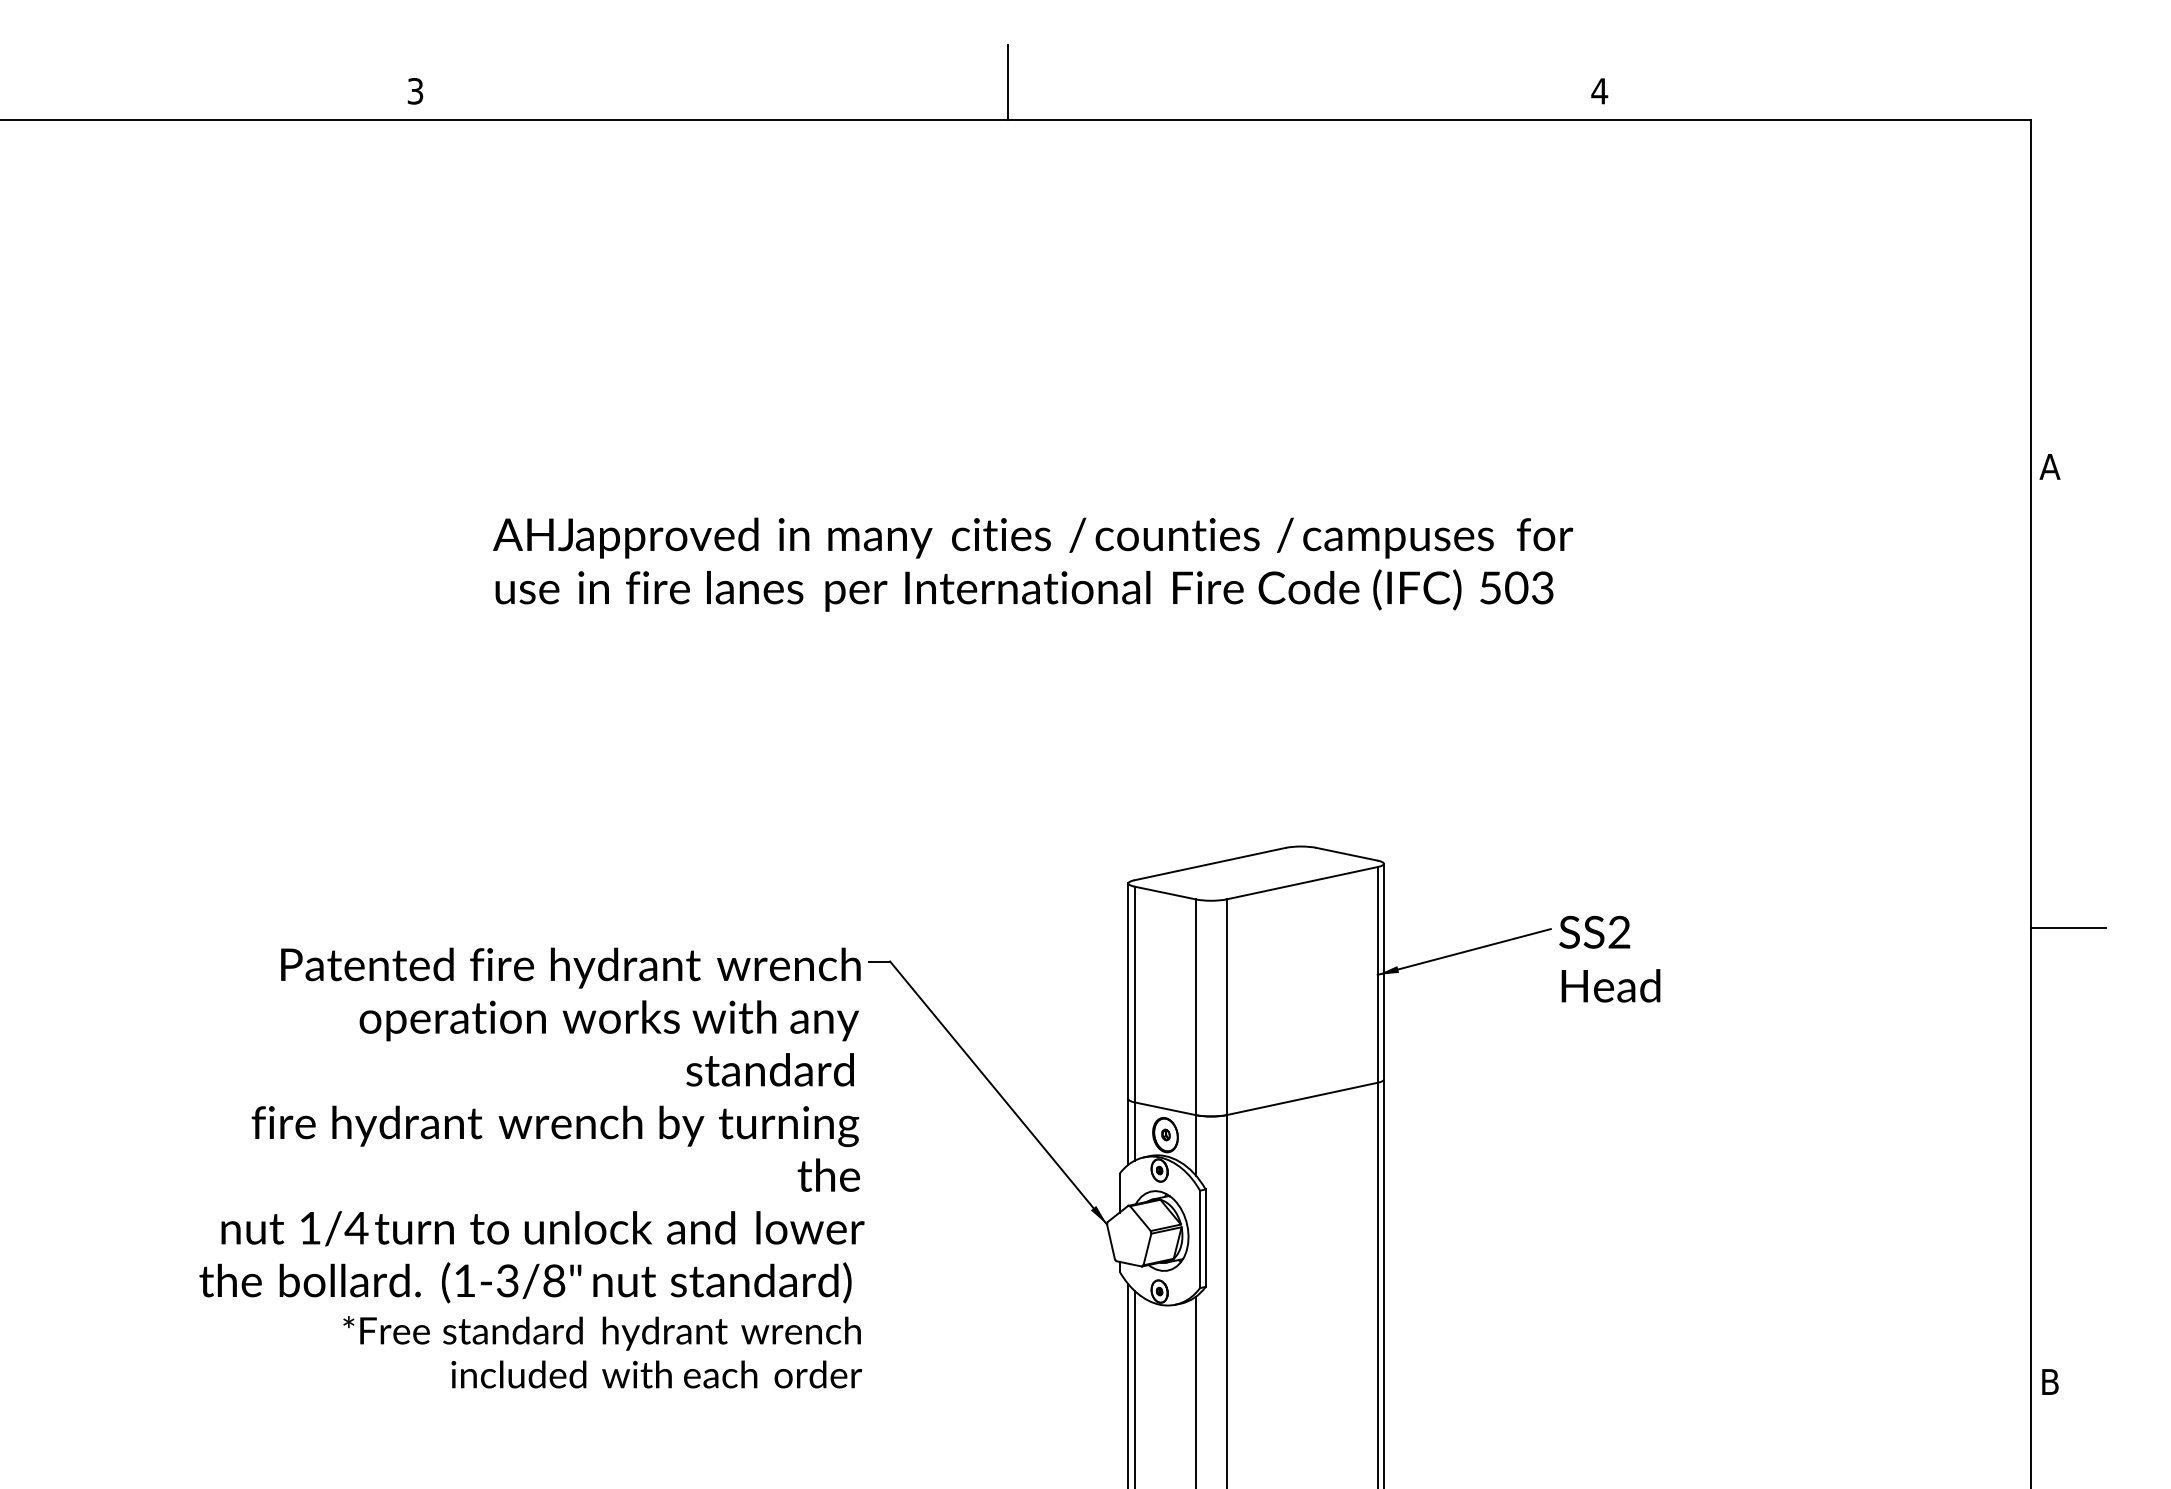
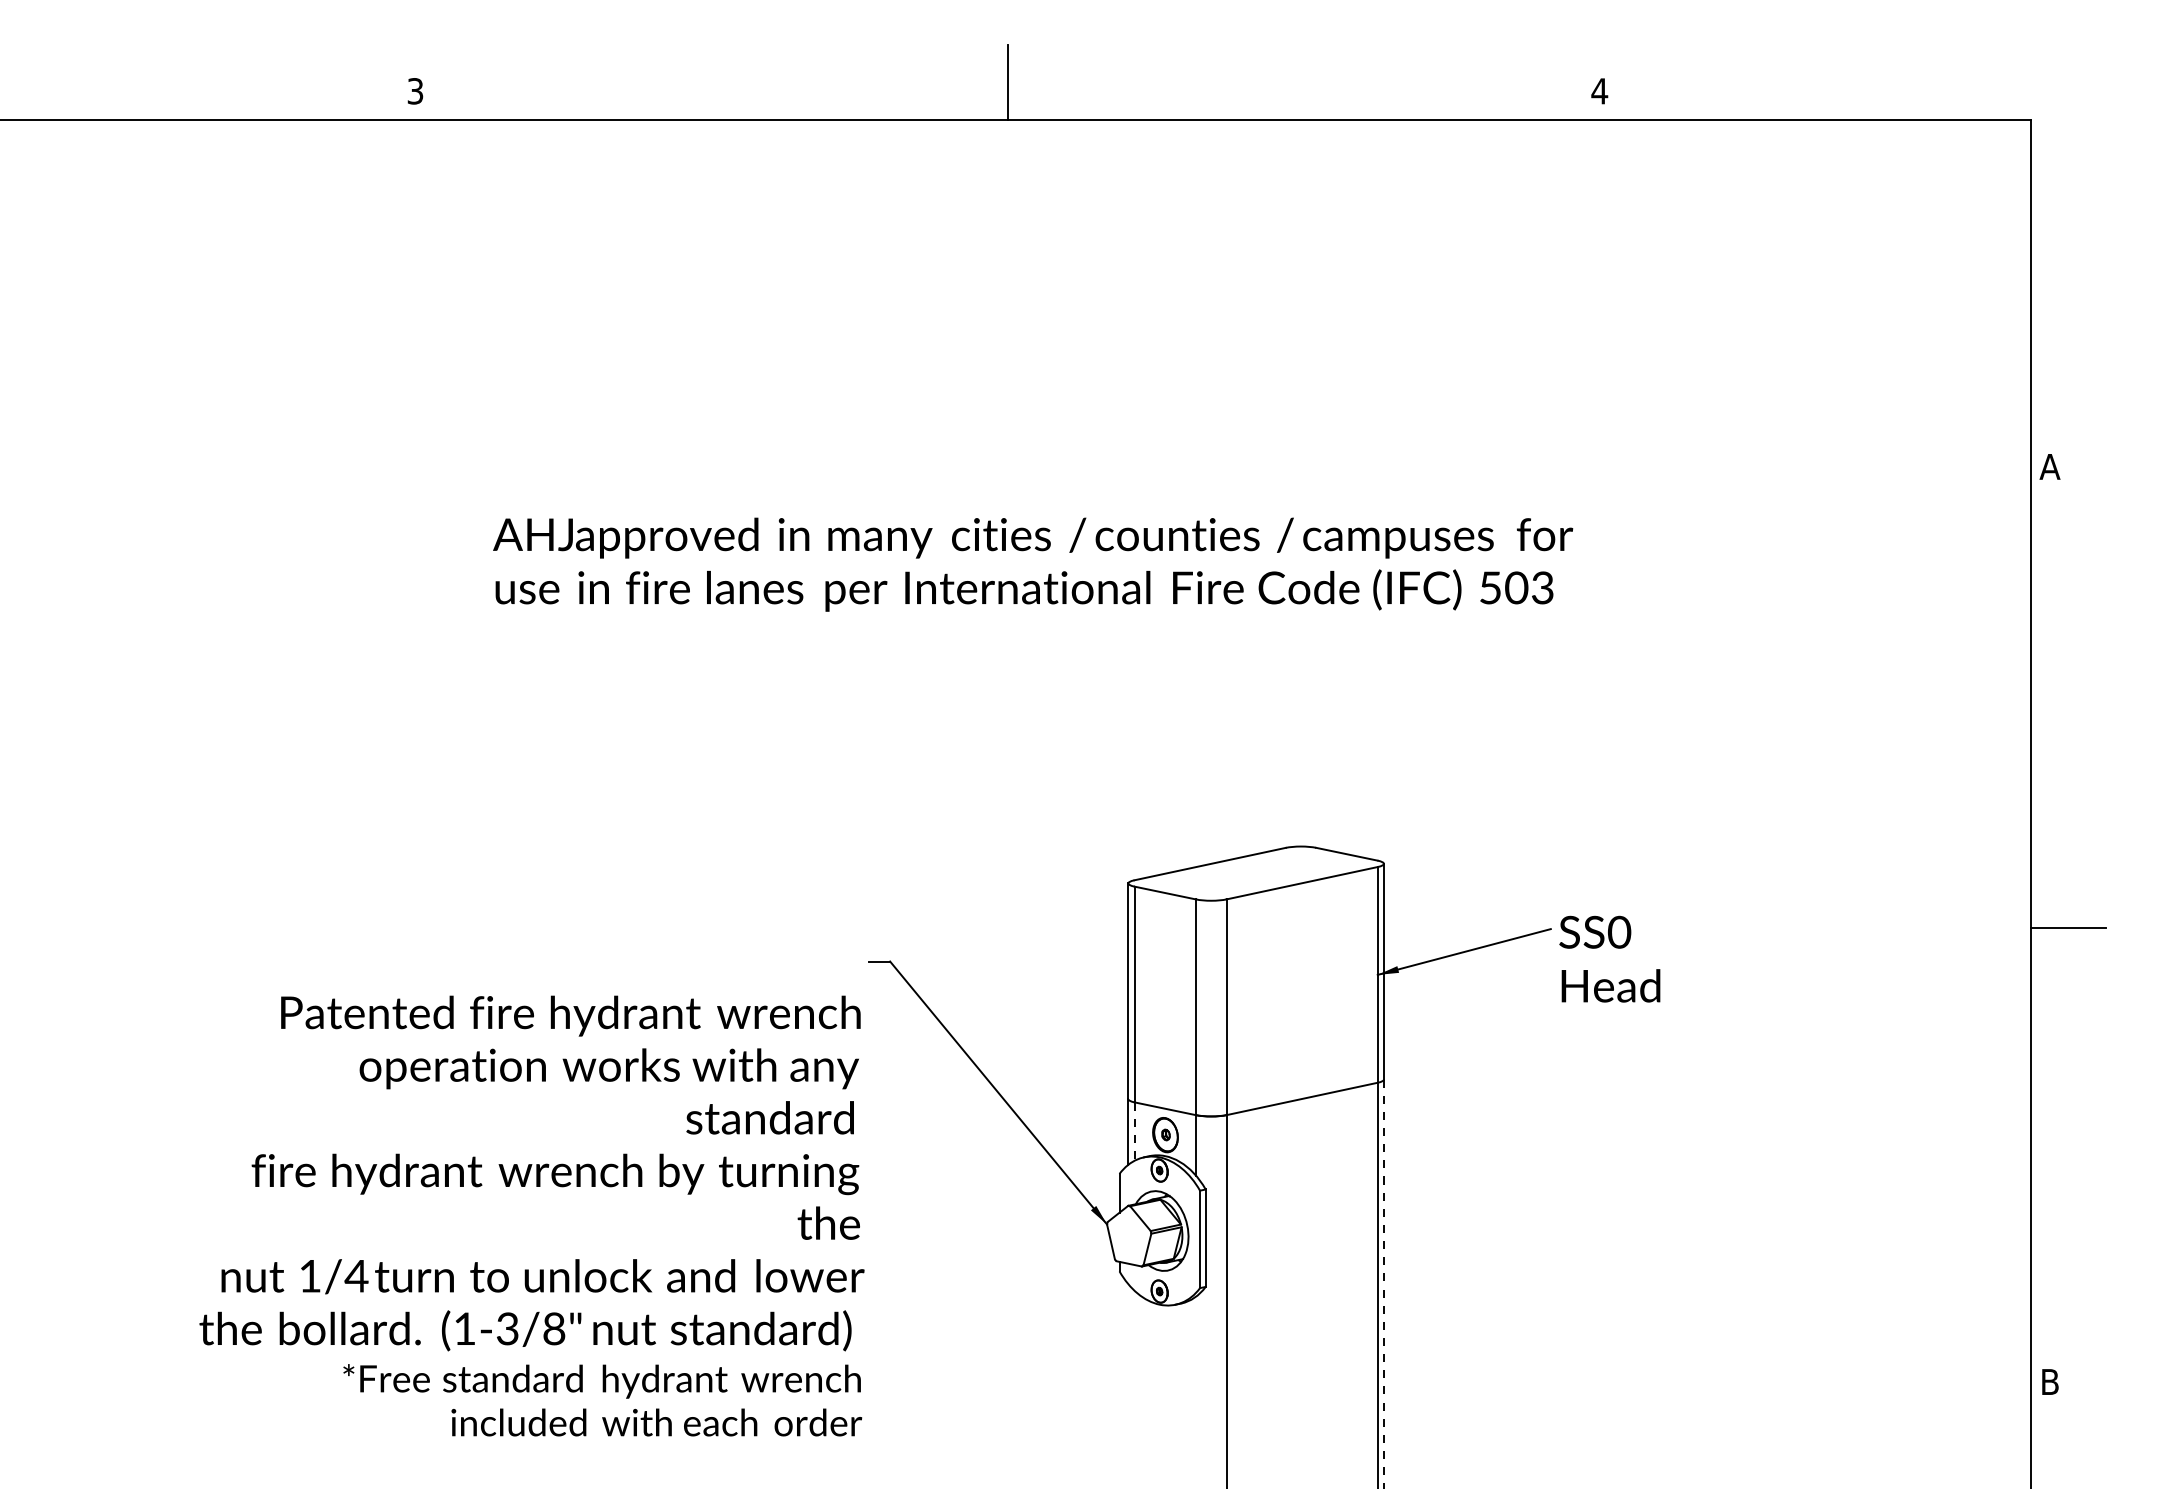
text: SS2 -> SS0 (1619, 932)
line: solid -> dashed (1134, 1132)
text position: (531, 1167) -> (531, 1215) (531, 1215)
line: solid -> dashed (1383, 1284)
line: present -> none (1128, 1384)
line: present -> none (1134, 1388)
line: present -> none (1196, 1390)
